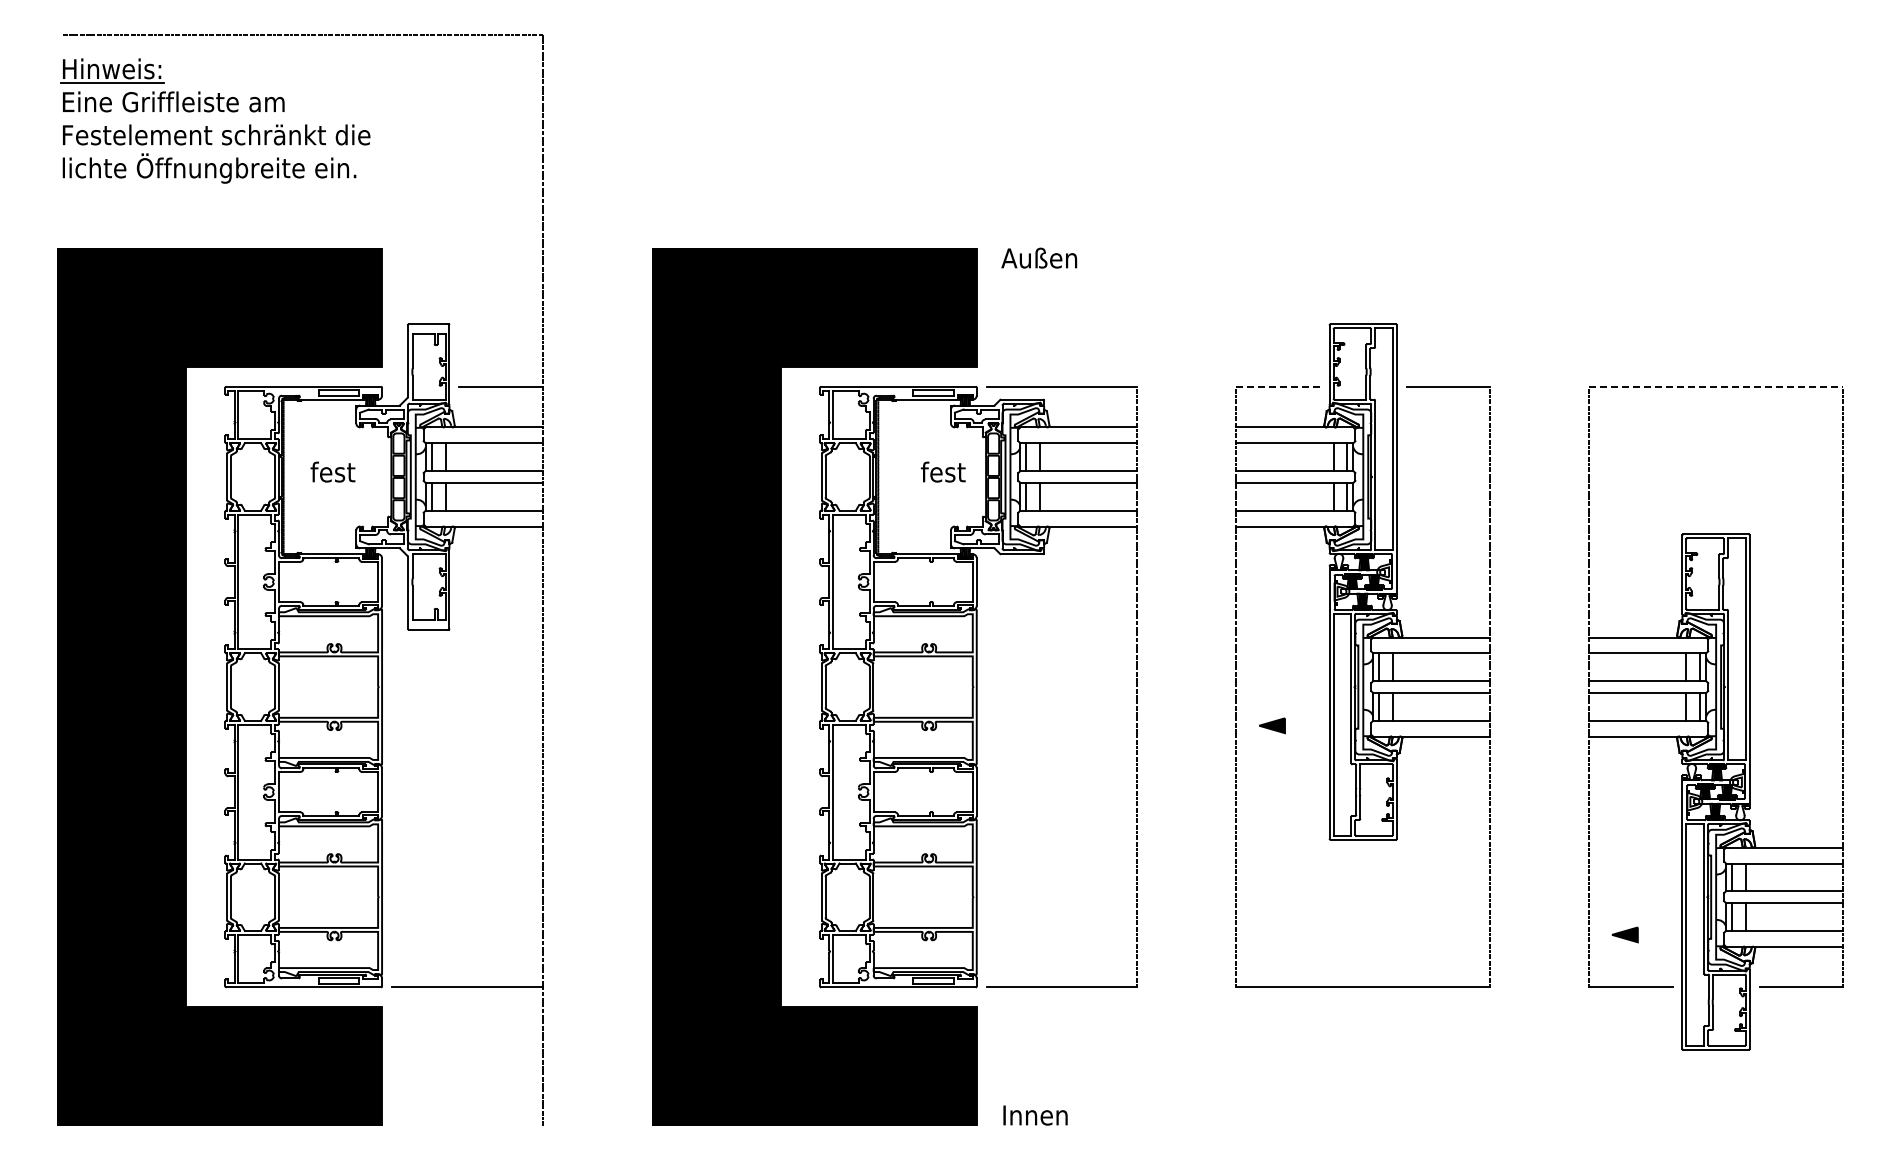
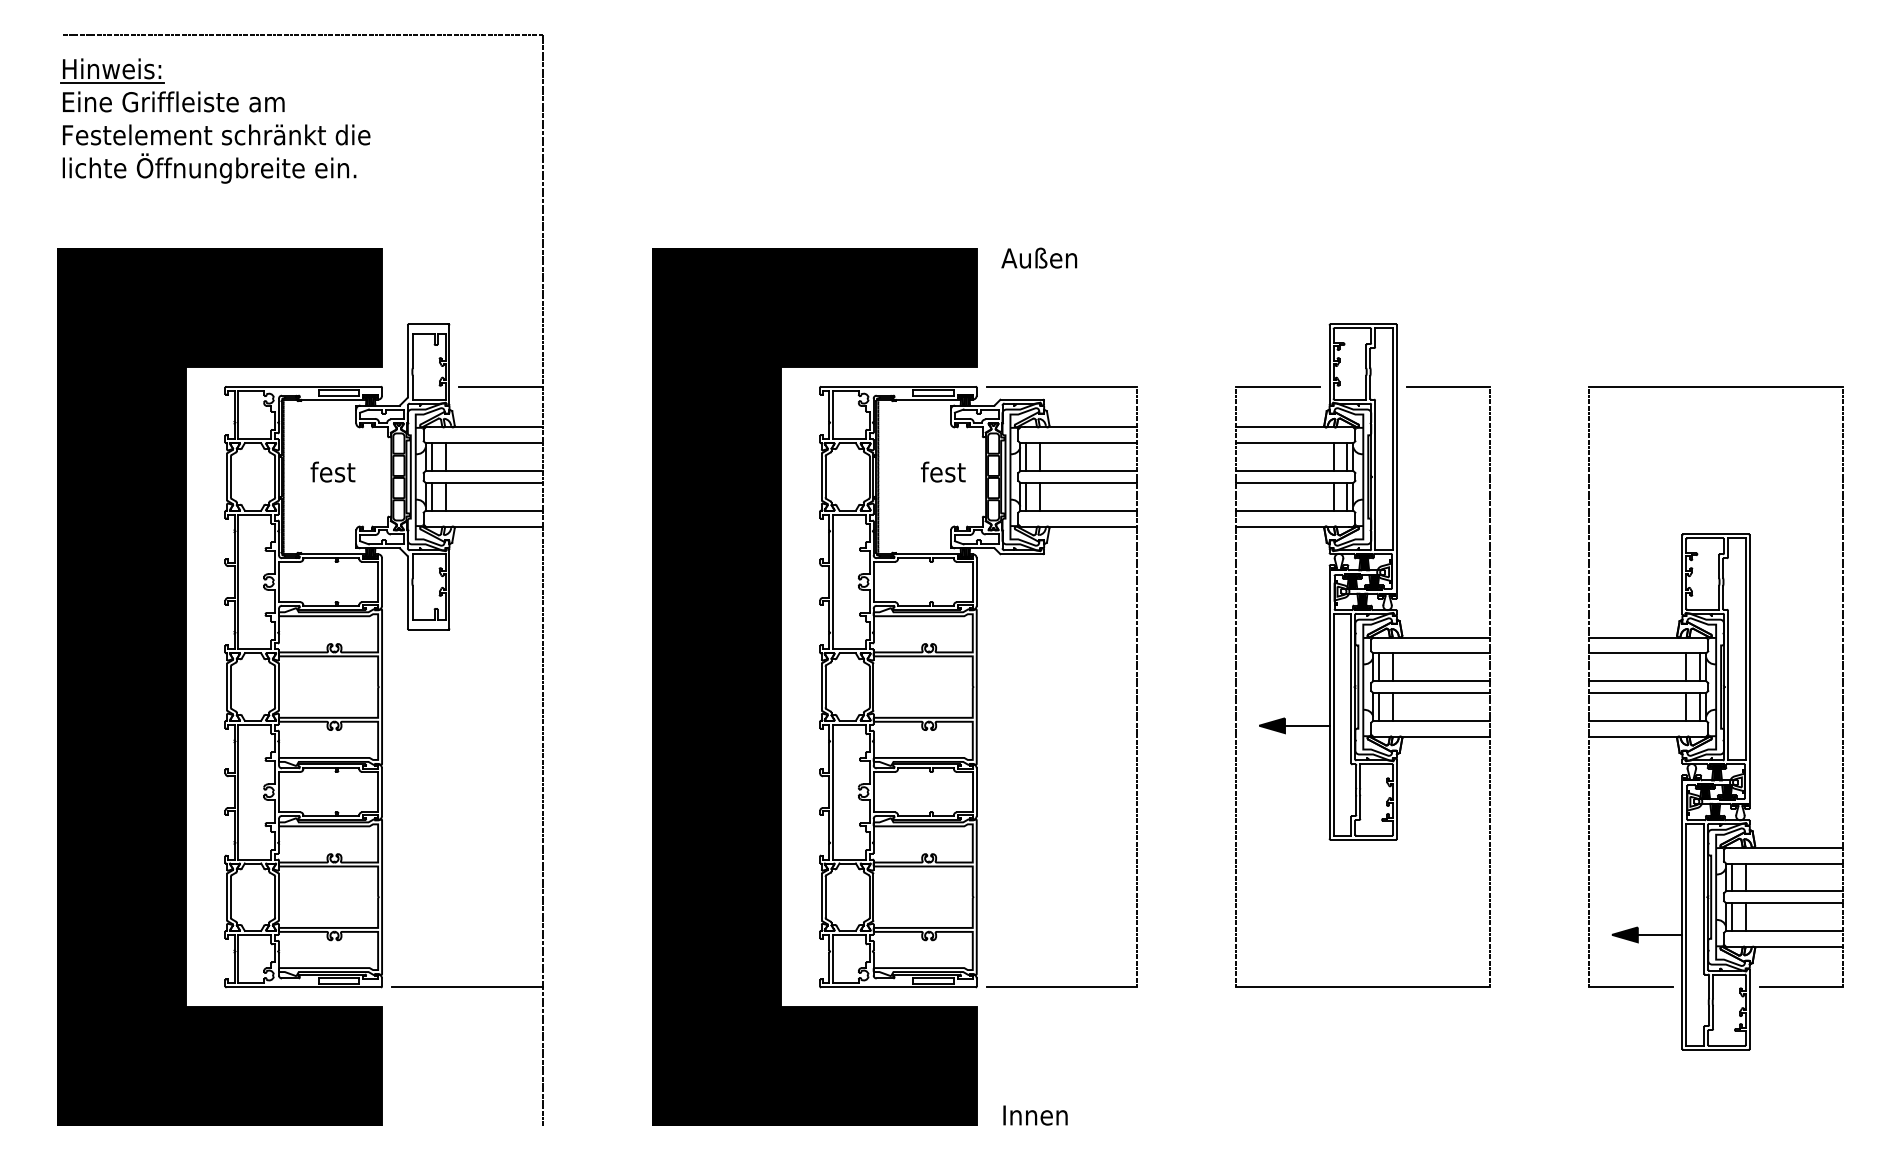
line: dashed -> solid (1278, 386)
line: dashed -> solid (1716, 386)
line: none -> present (1306, 725)
line: none -> present (1659, 934)
